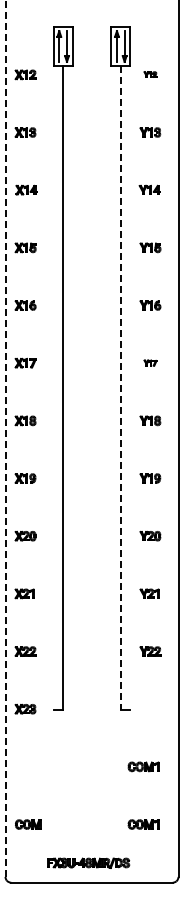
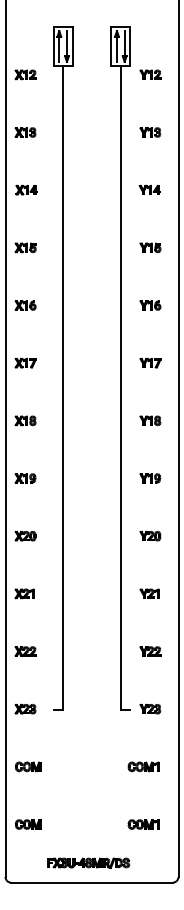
part size: 15x7 px -> 23x11 px (150, 74)
part size: 15x8 px -> 23x12 px (150, 362)
line: dashed -> solid (120, 387)
line: dashed -> solid (5, 438)
part: none -> present (150, 708)
part: none -> present (28, 766)
